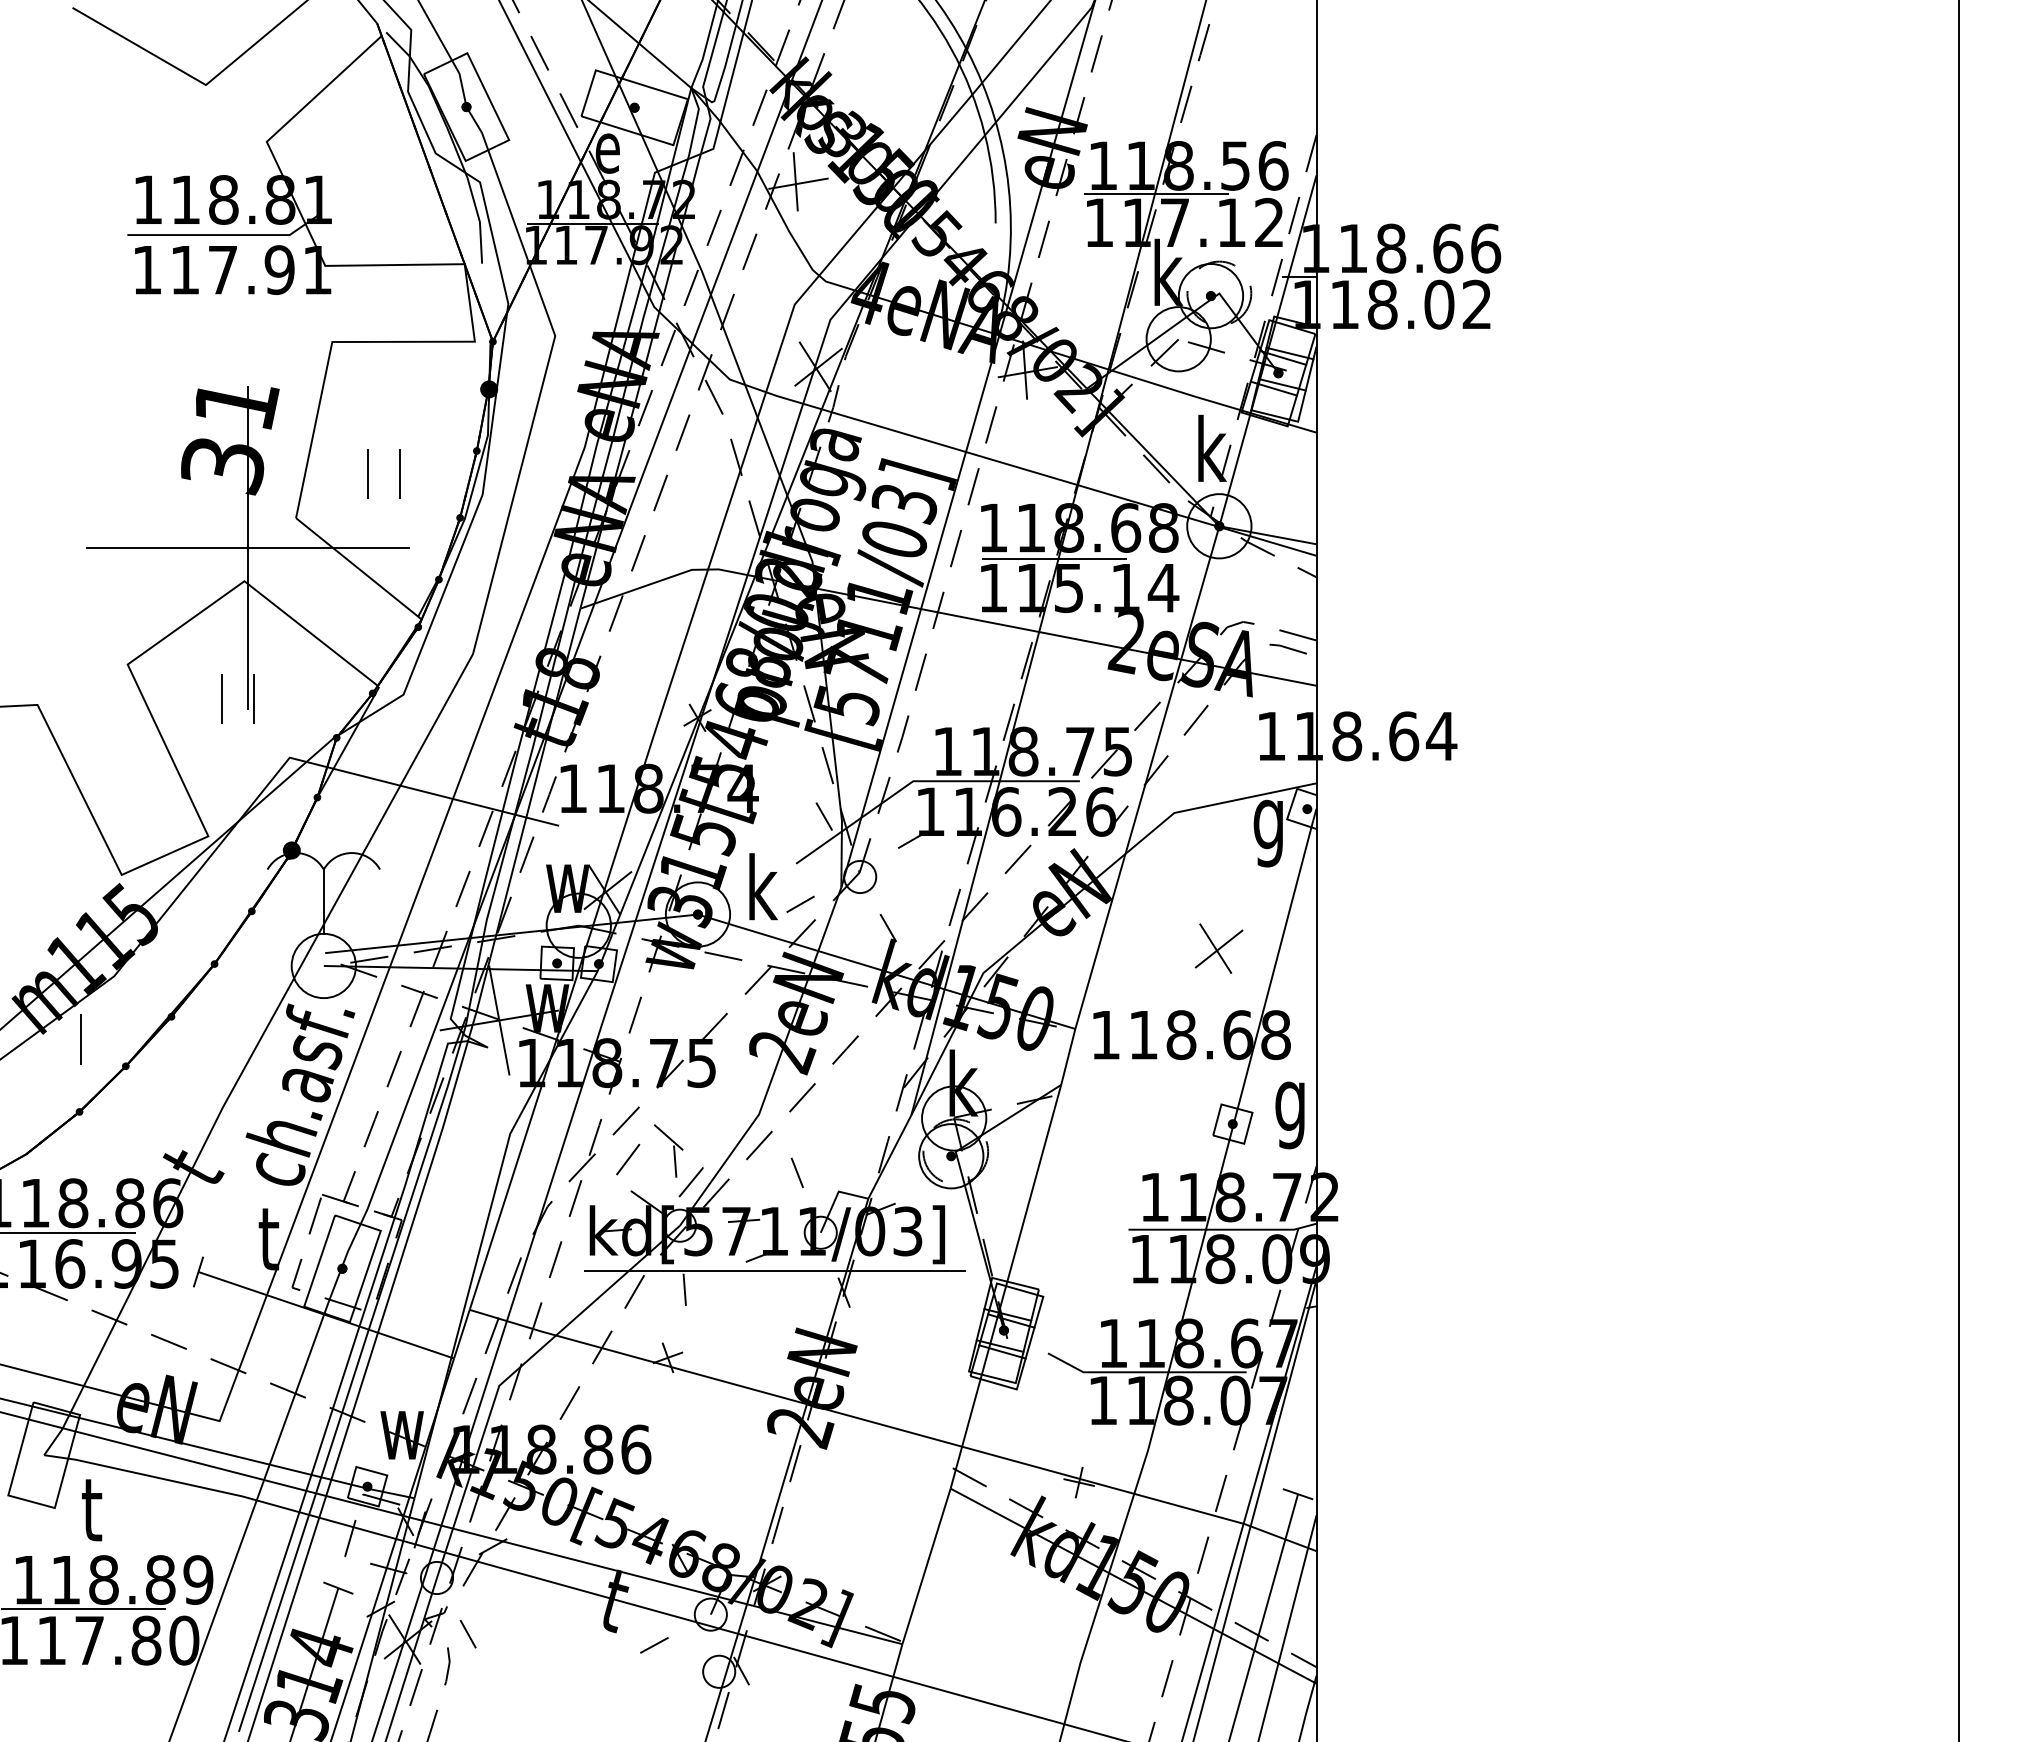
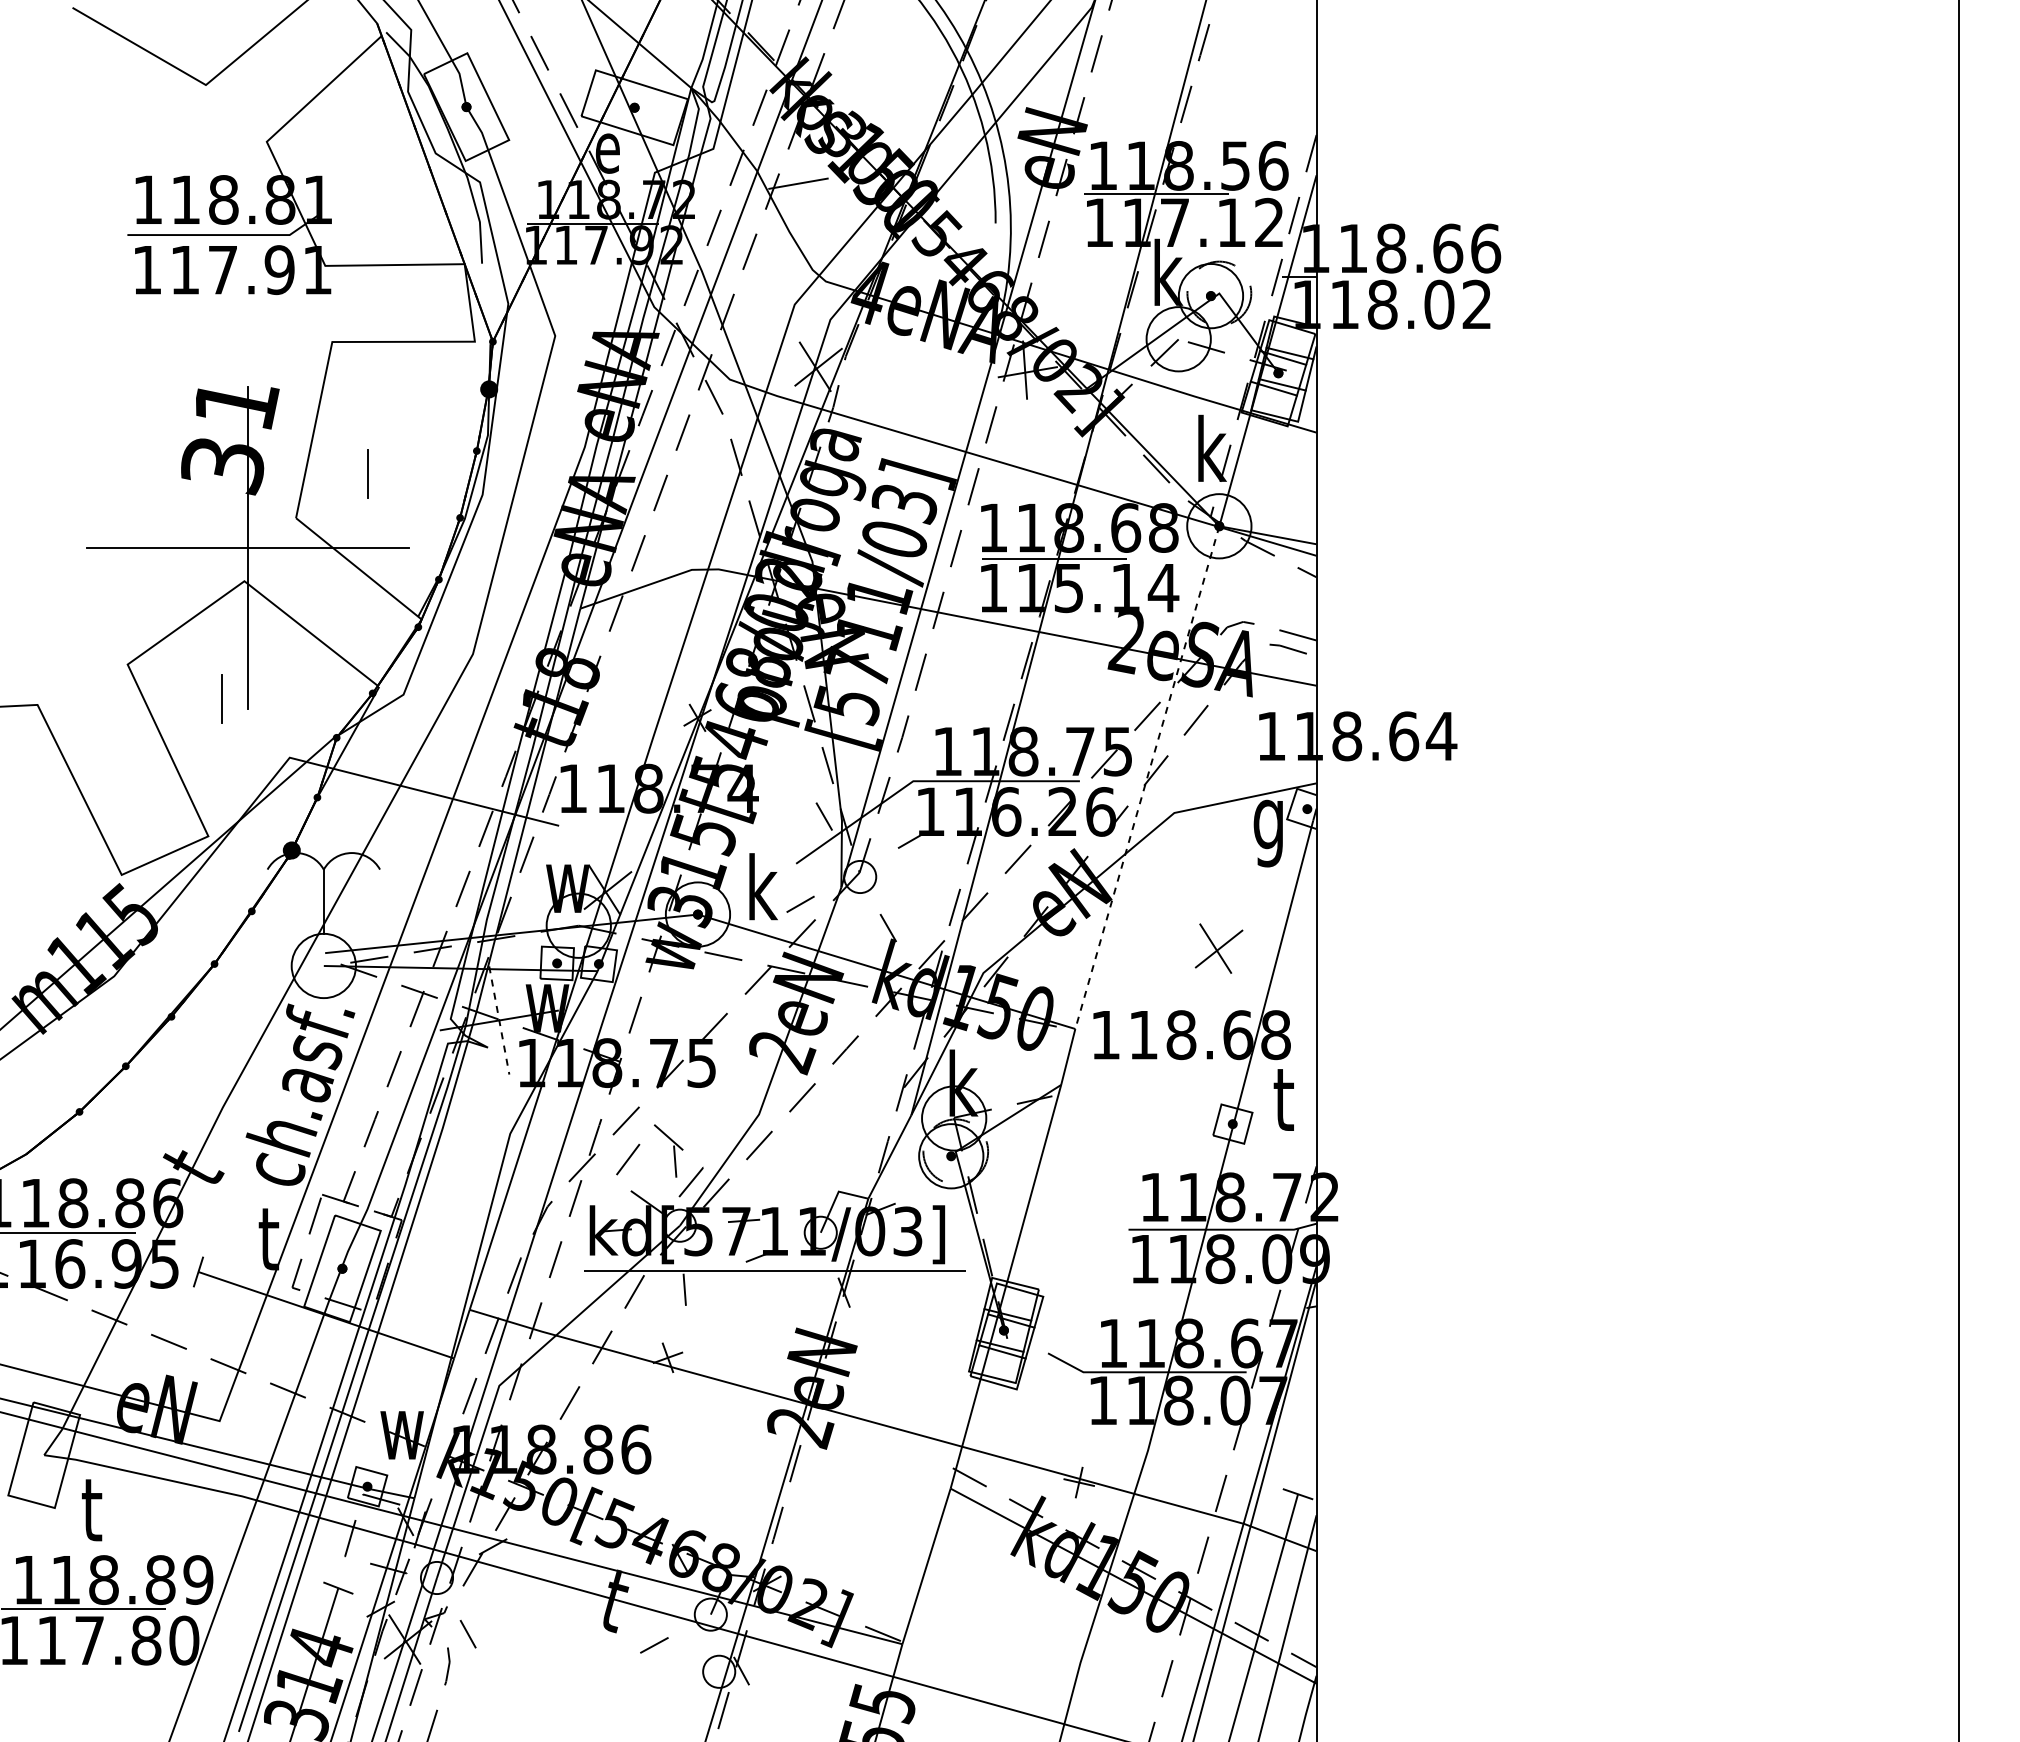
line: present -> none (795, 181)
line: present -> none (400, 473)
line: present -> none (253, 699)
line: solid -> dashed (1147, 778)
line: solid -> dashed (499, 1020)
line: present -> none (80, 1039)
text: g -> t (1288, 1109)
line: present -> none (796, 1172)
